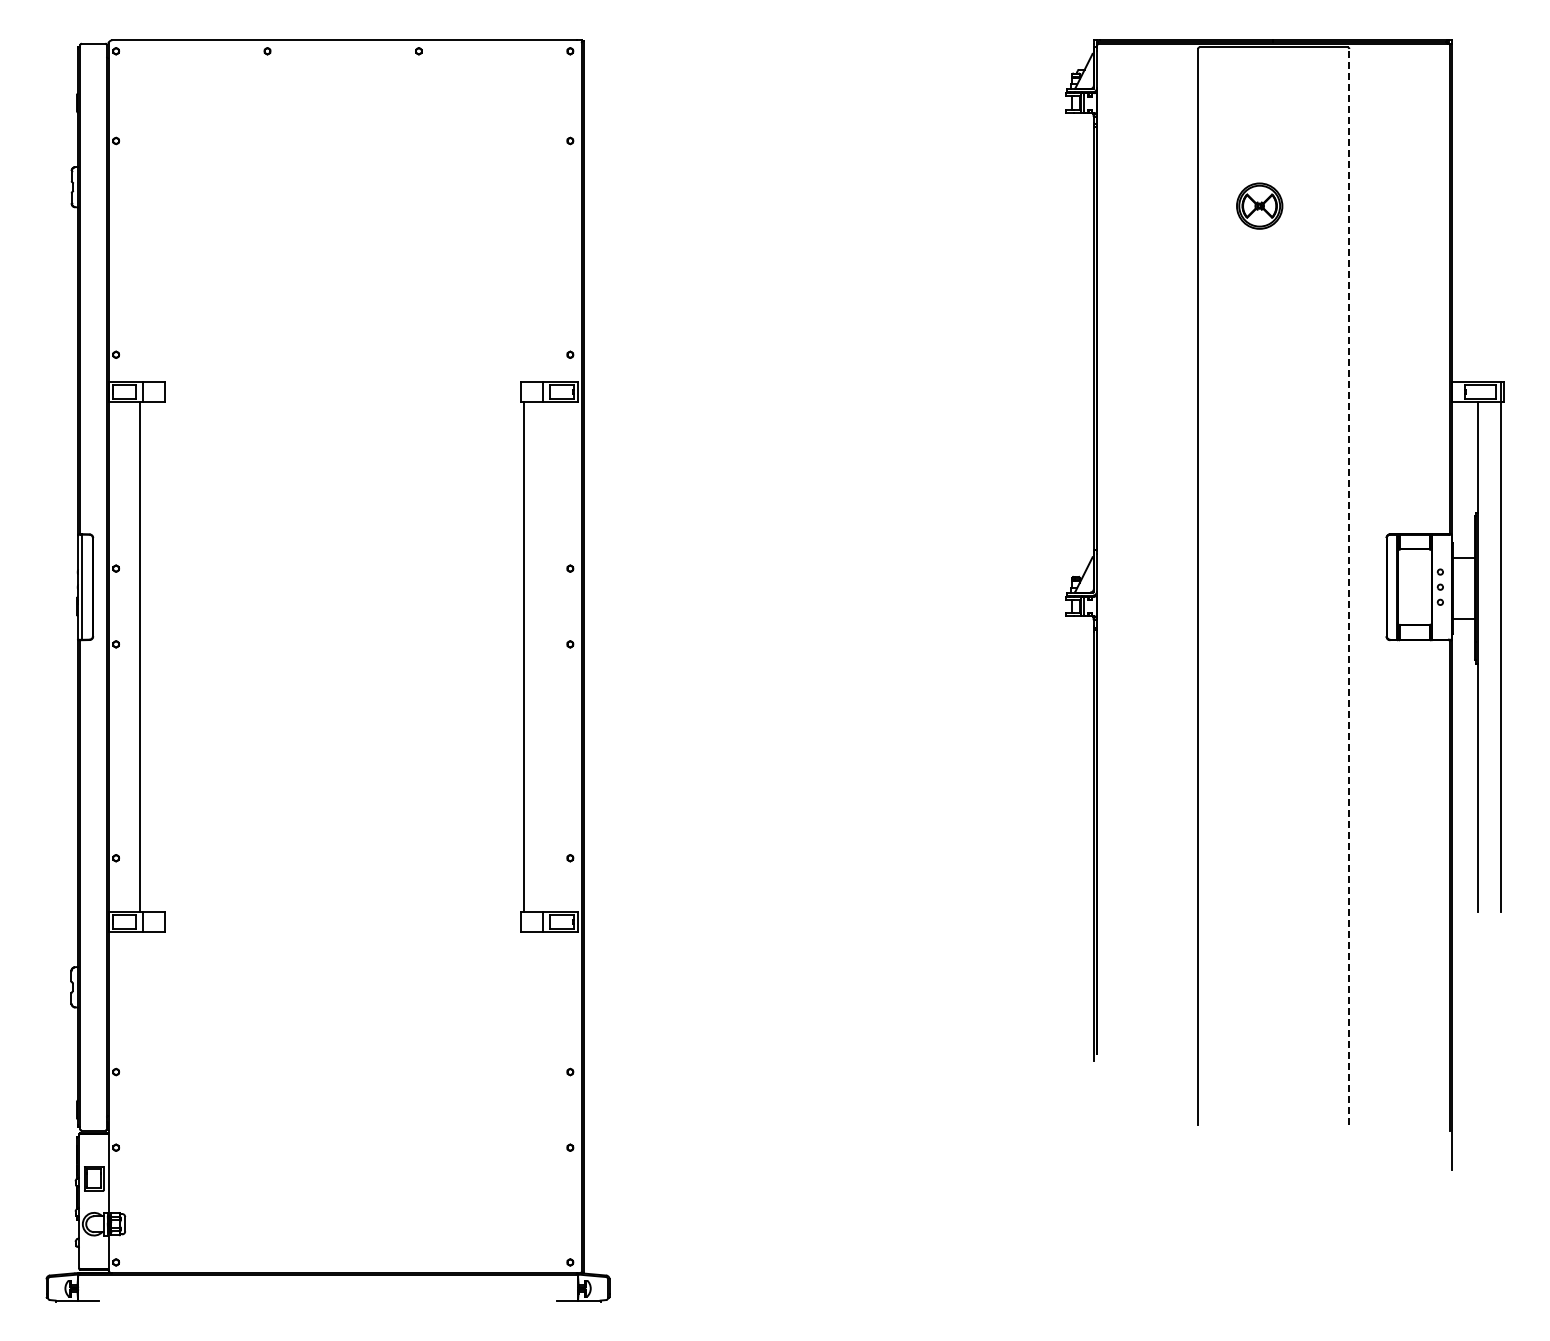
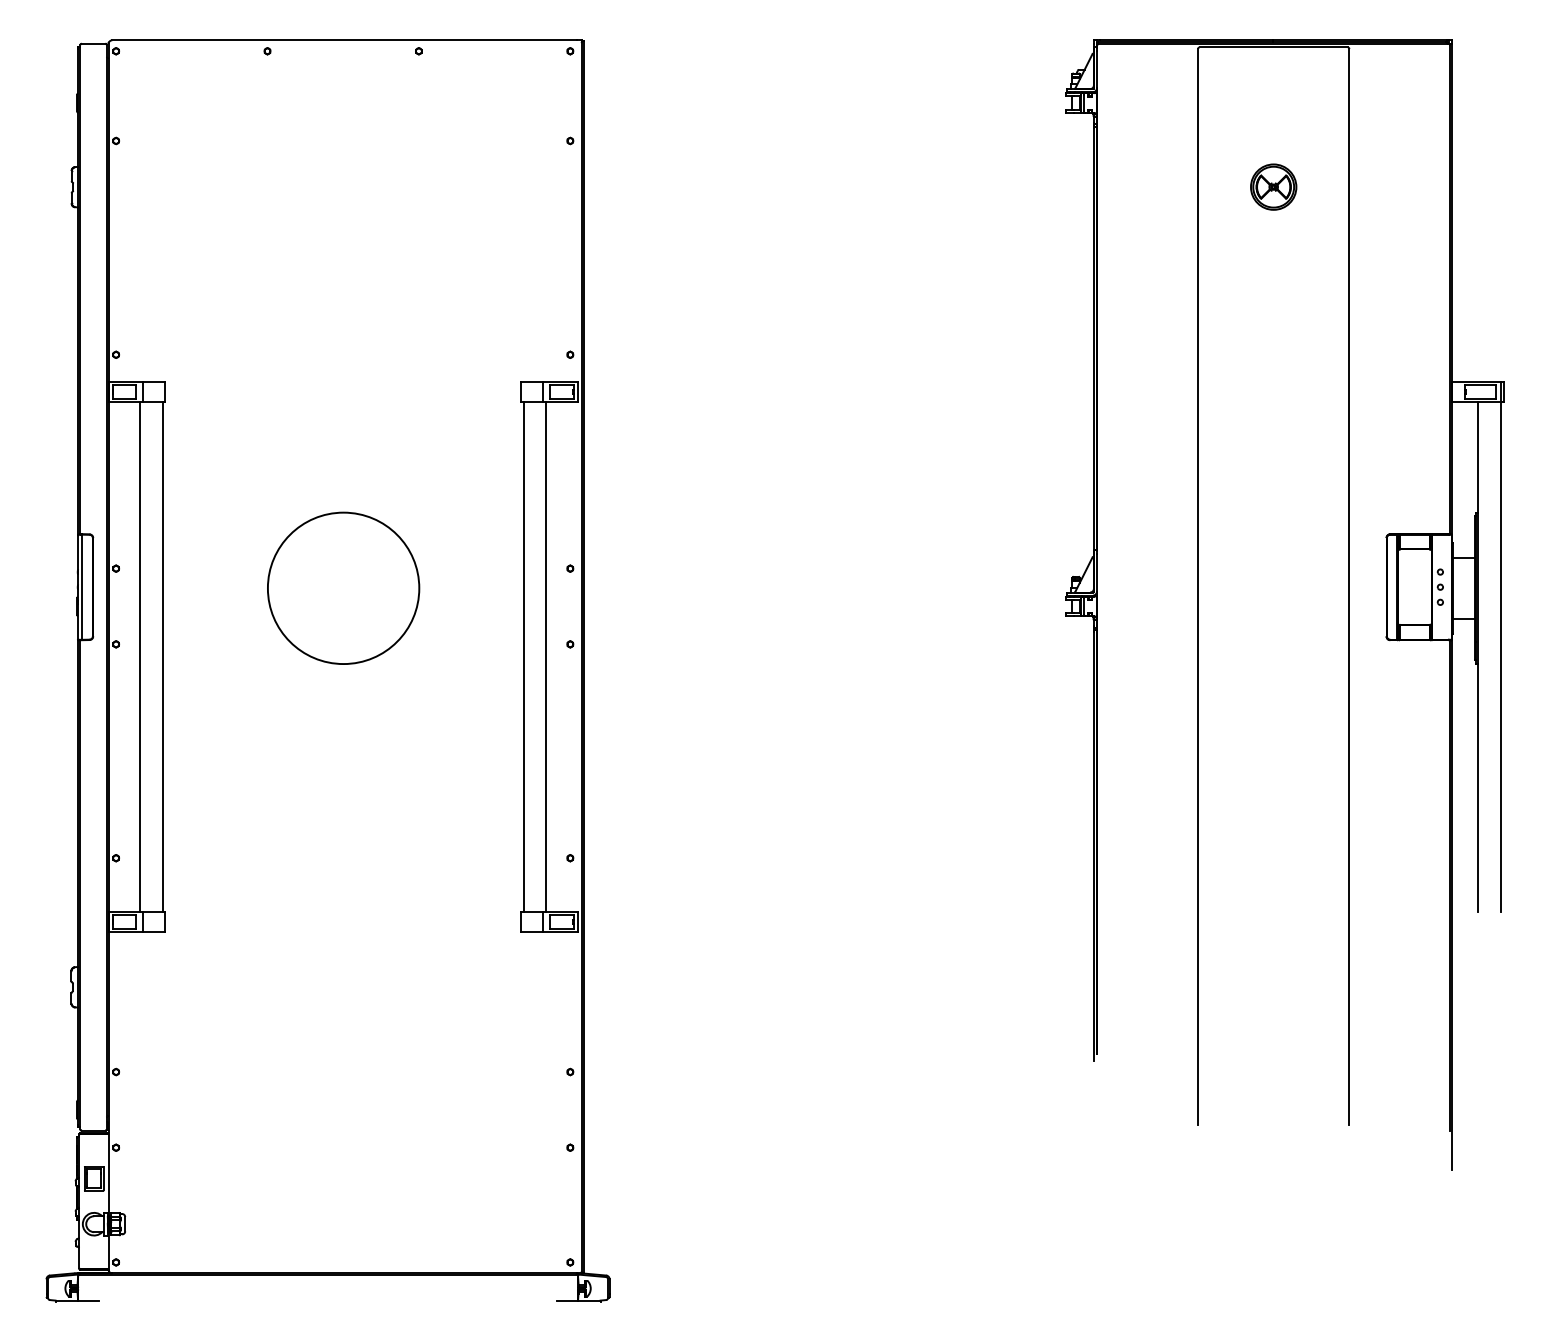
part position: (1259, 205) -> (1273, 186) (1273, 186)
line: dashed -> solid (1349, 586)
circle: none -> present (343, 587)
line: none -> present (162, 656)
line: none -> present (546, 656)
